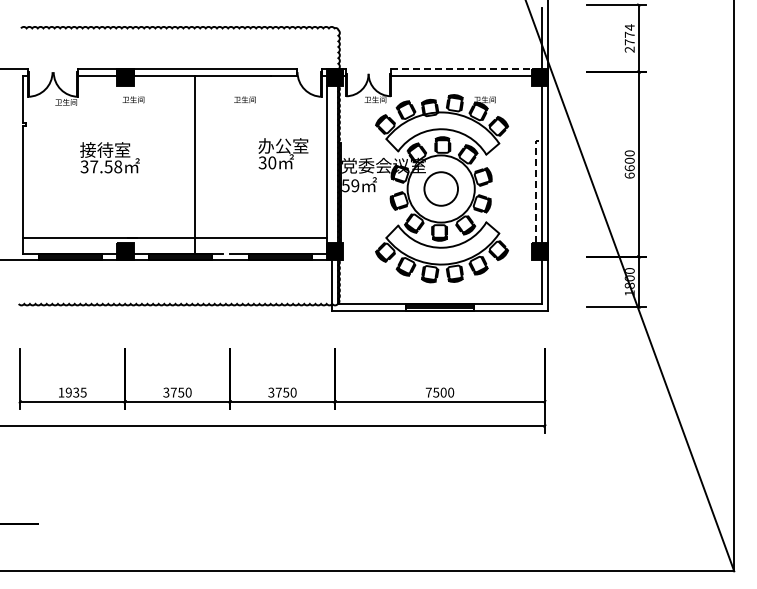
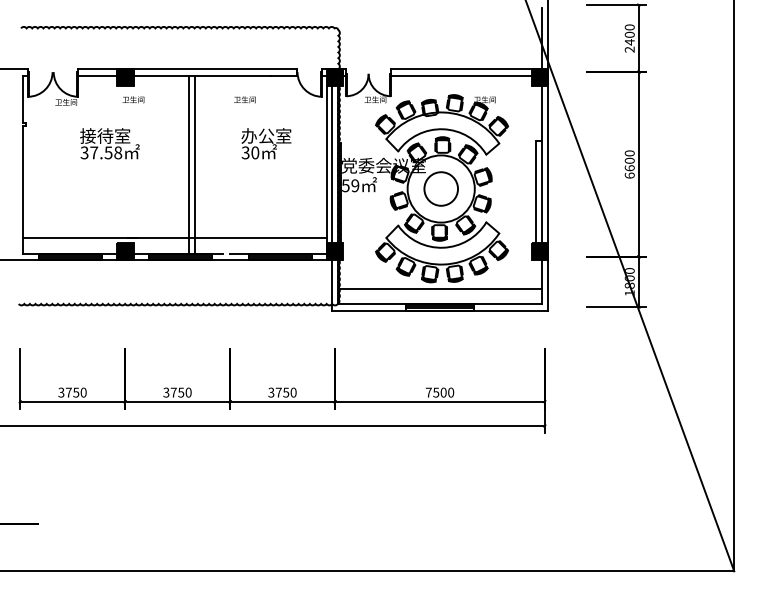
text: 2774 -> 2400 (629, 34)
line: dashed -> solid (466, 68)
text position: (283, 153) -> (266, 143) (266, 143)
text position: (109, 157) -> (109, 143) (109, 143)
line: none -> present (188, 164)
line: none -> present (331, 164)
line: dashed -> solid (536, 188)
line: none -> present (439, 288)
text: 1935 -> 3750 (72, 392)
